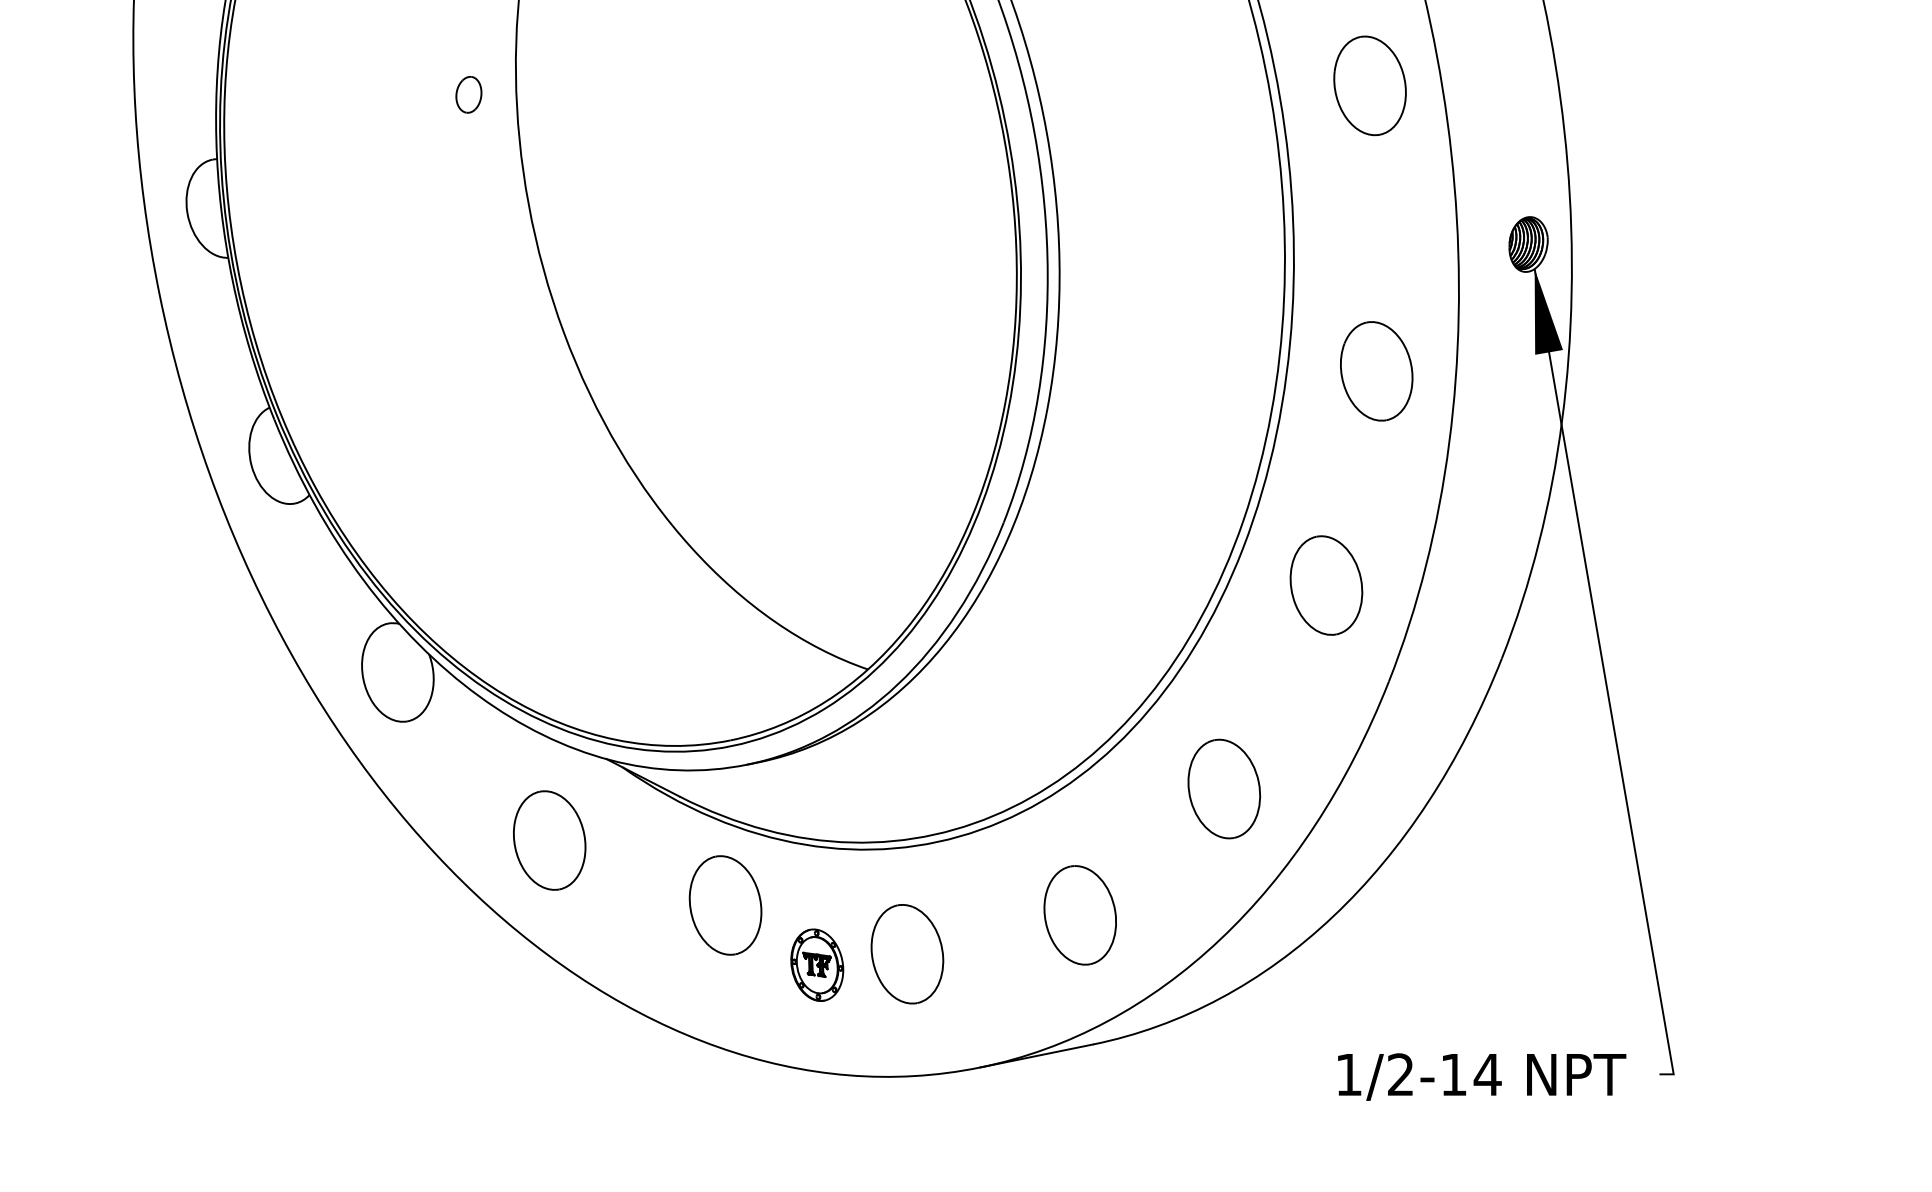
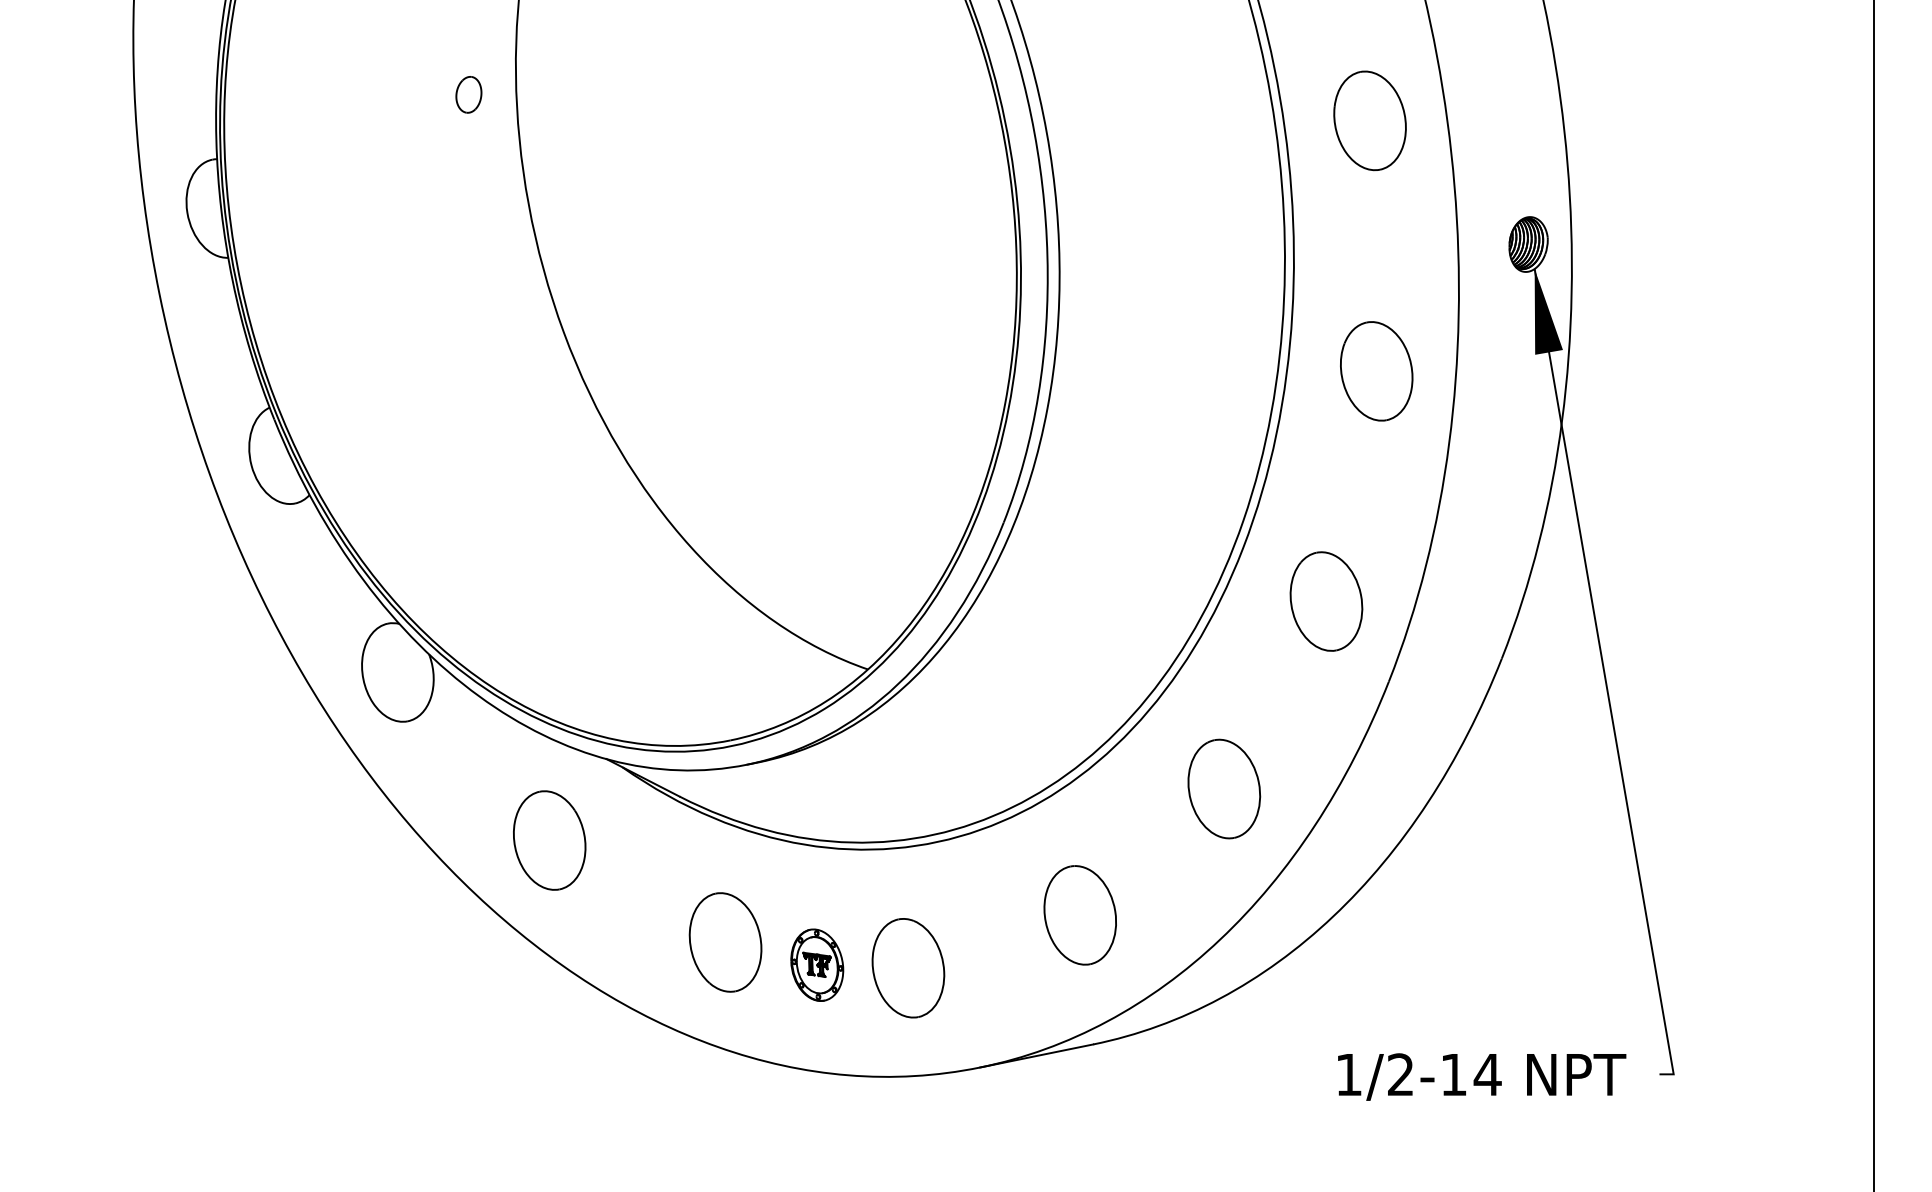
part position: (1369, 85) -> (1369, 120) (1369, 120)
part position: (1326, 585) -> (1326, 601) (1326, 601)
line: none -> present (1874, 595)
part position: (725, 905) -> (725, 942) (725, 942)
part position: (907, 954) -> (908, 968) (908, 968)
